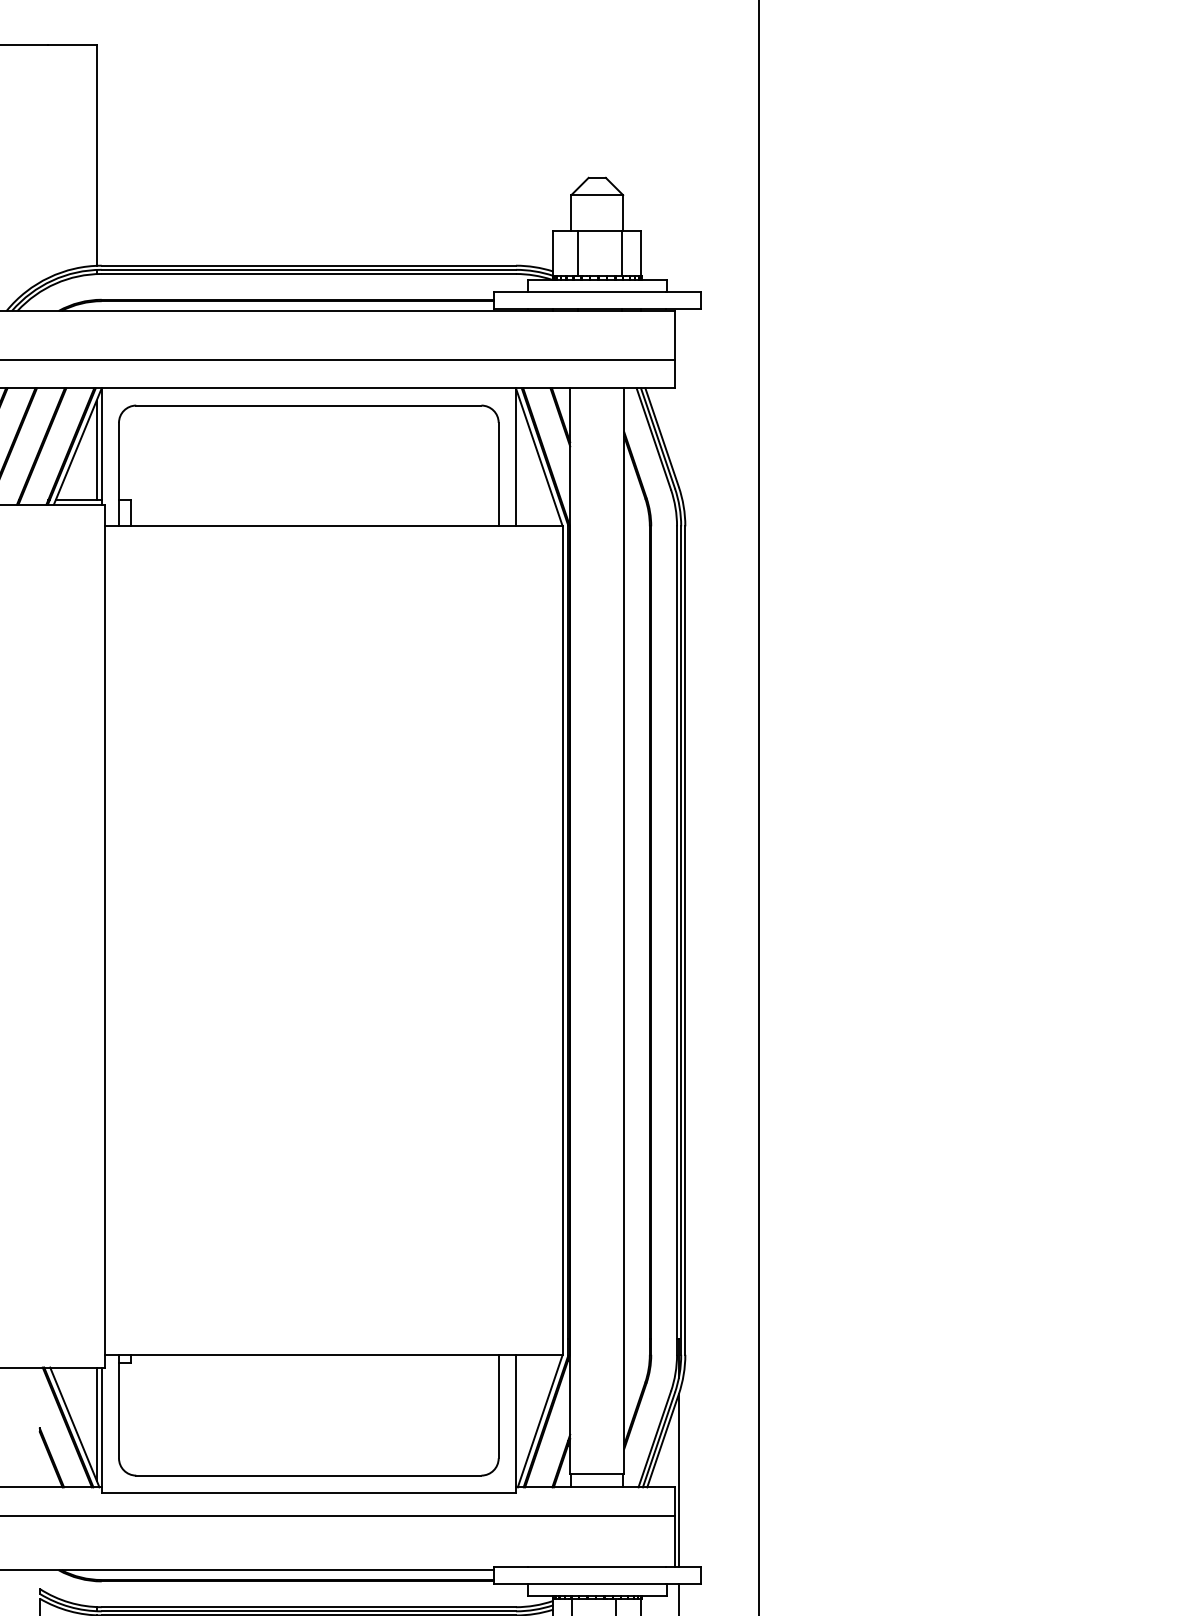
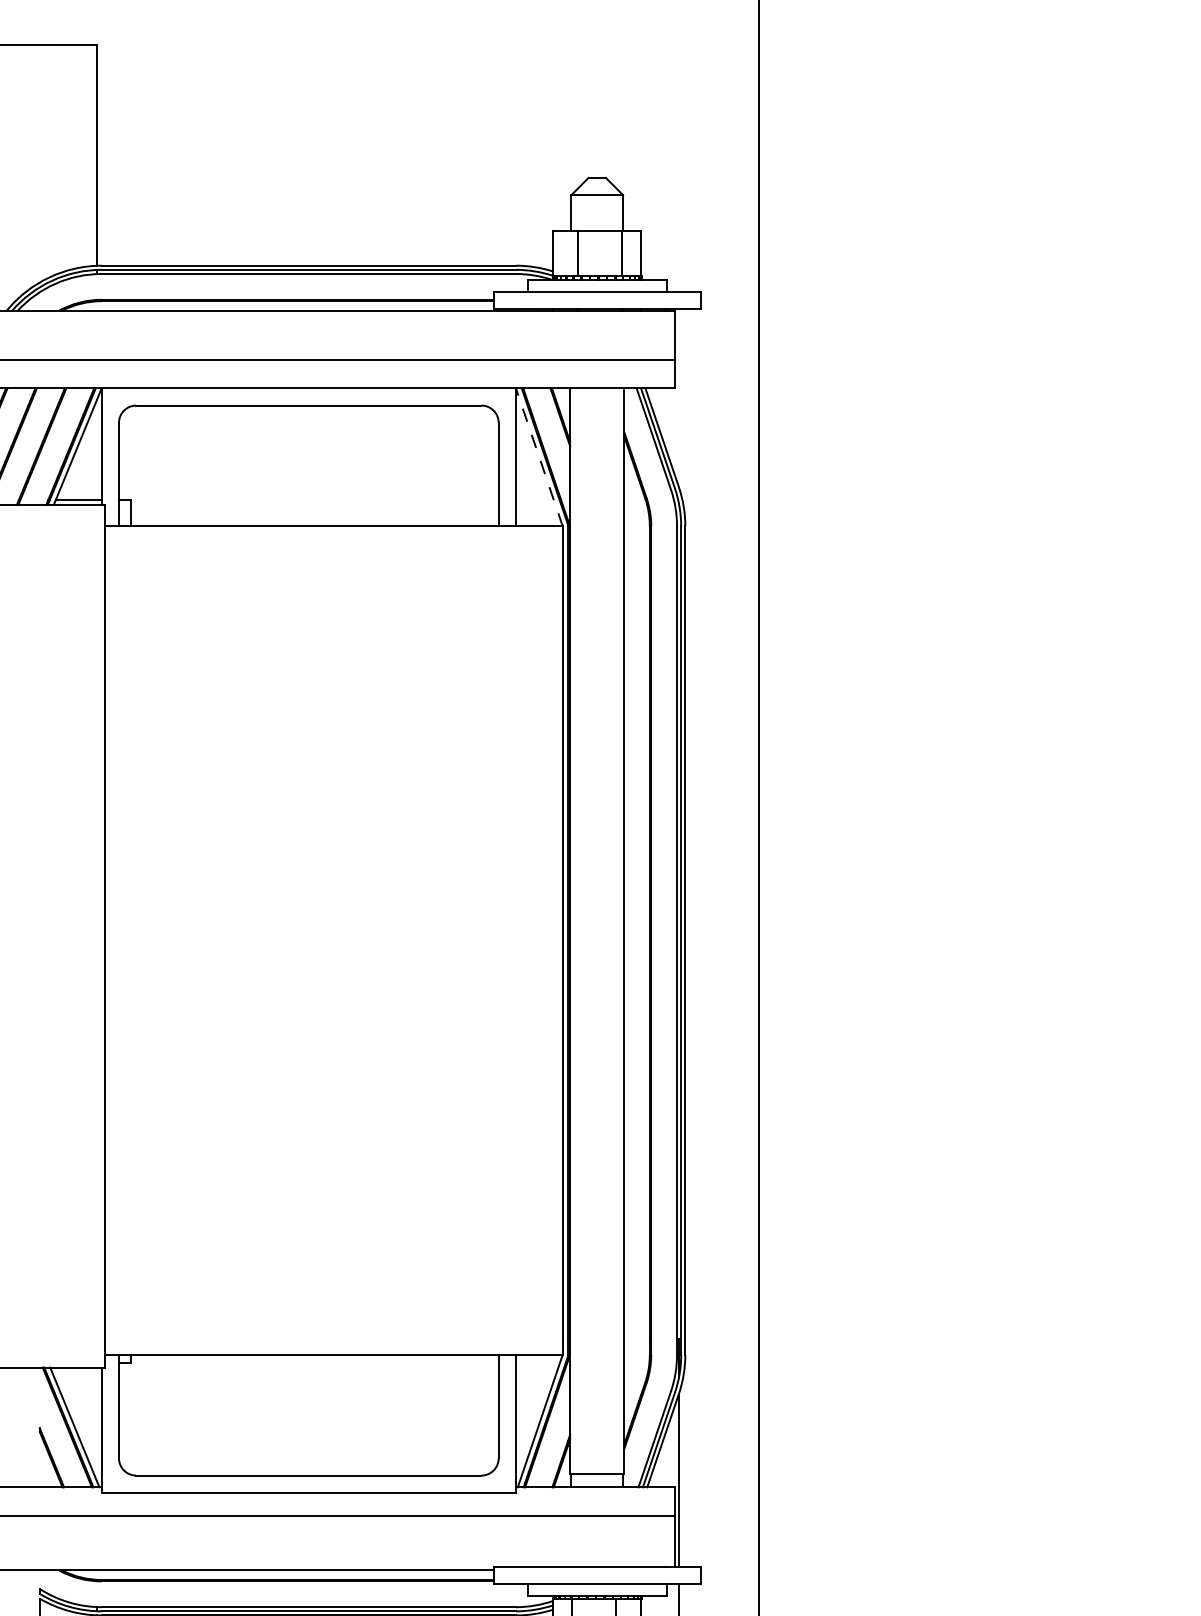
line: present -> none (96, 450)
line: solid -> dashed (539, 457)
line: present -> none (96, 1423)
